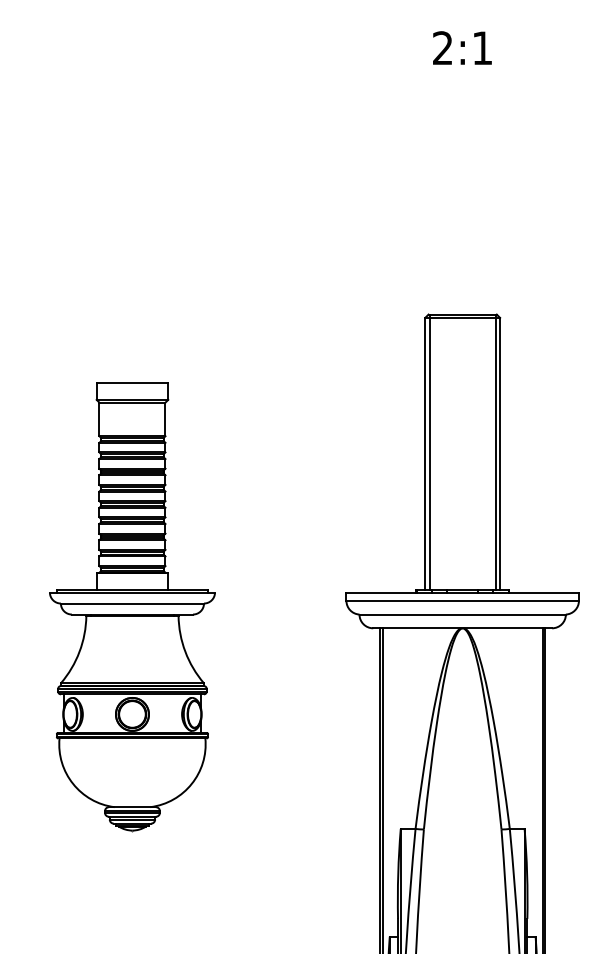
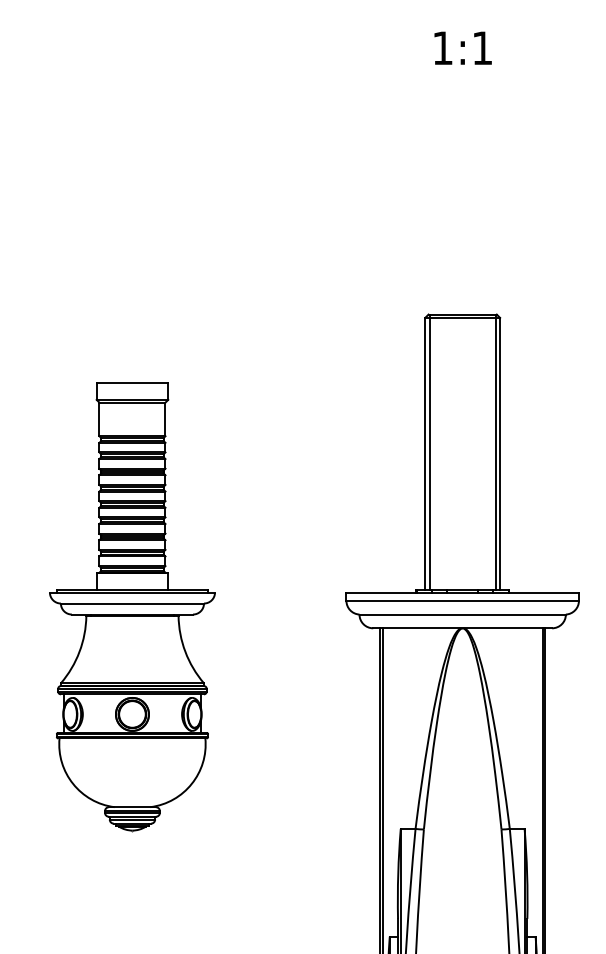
text: 2:1 -> 1:1 (442, 47)
